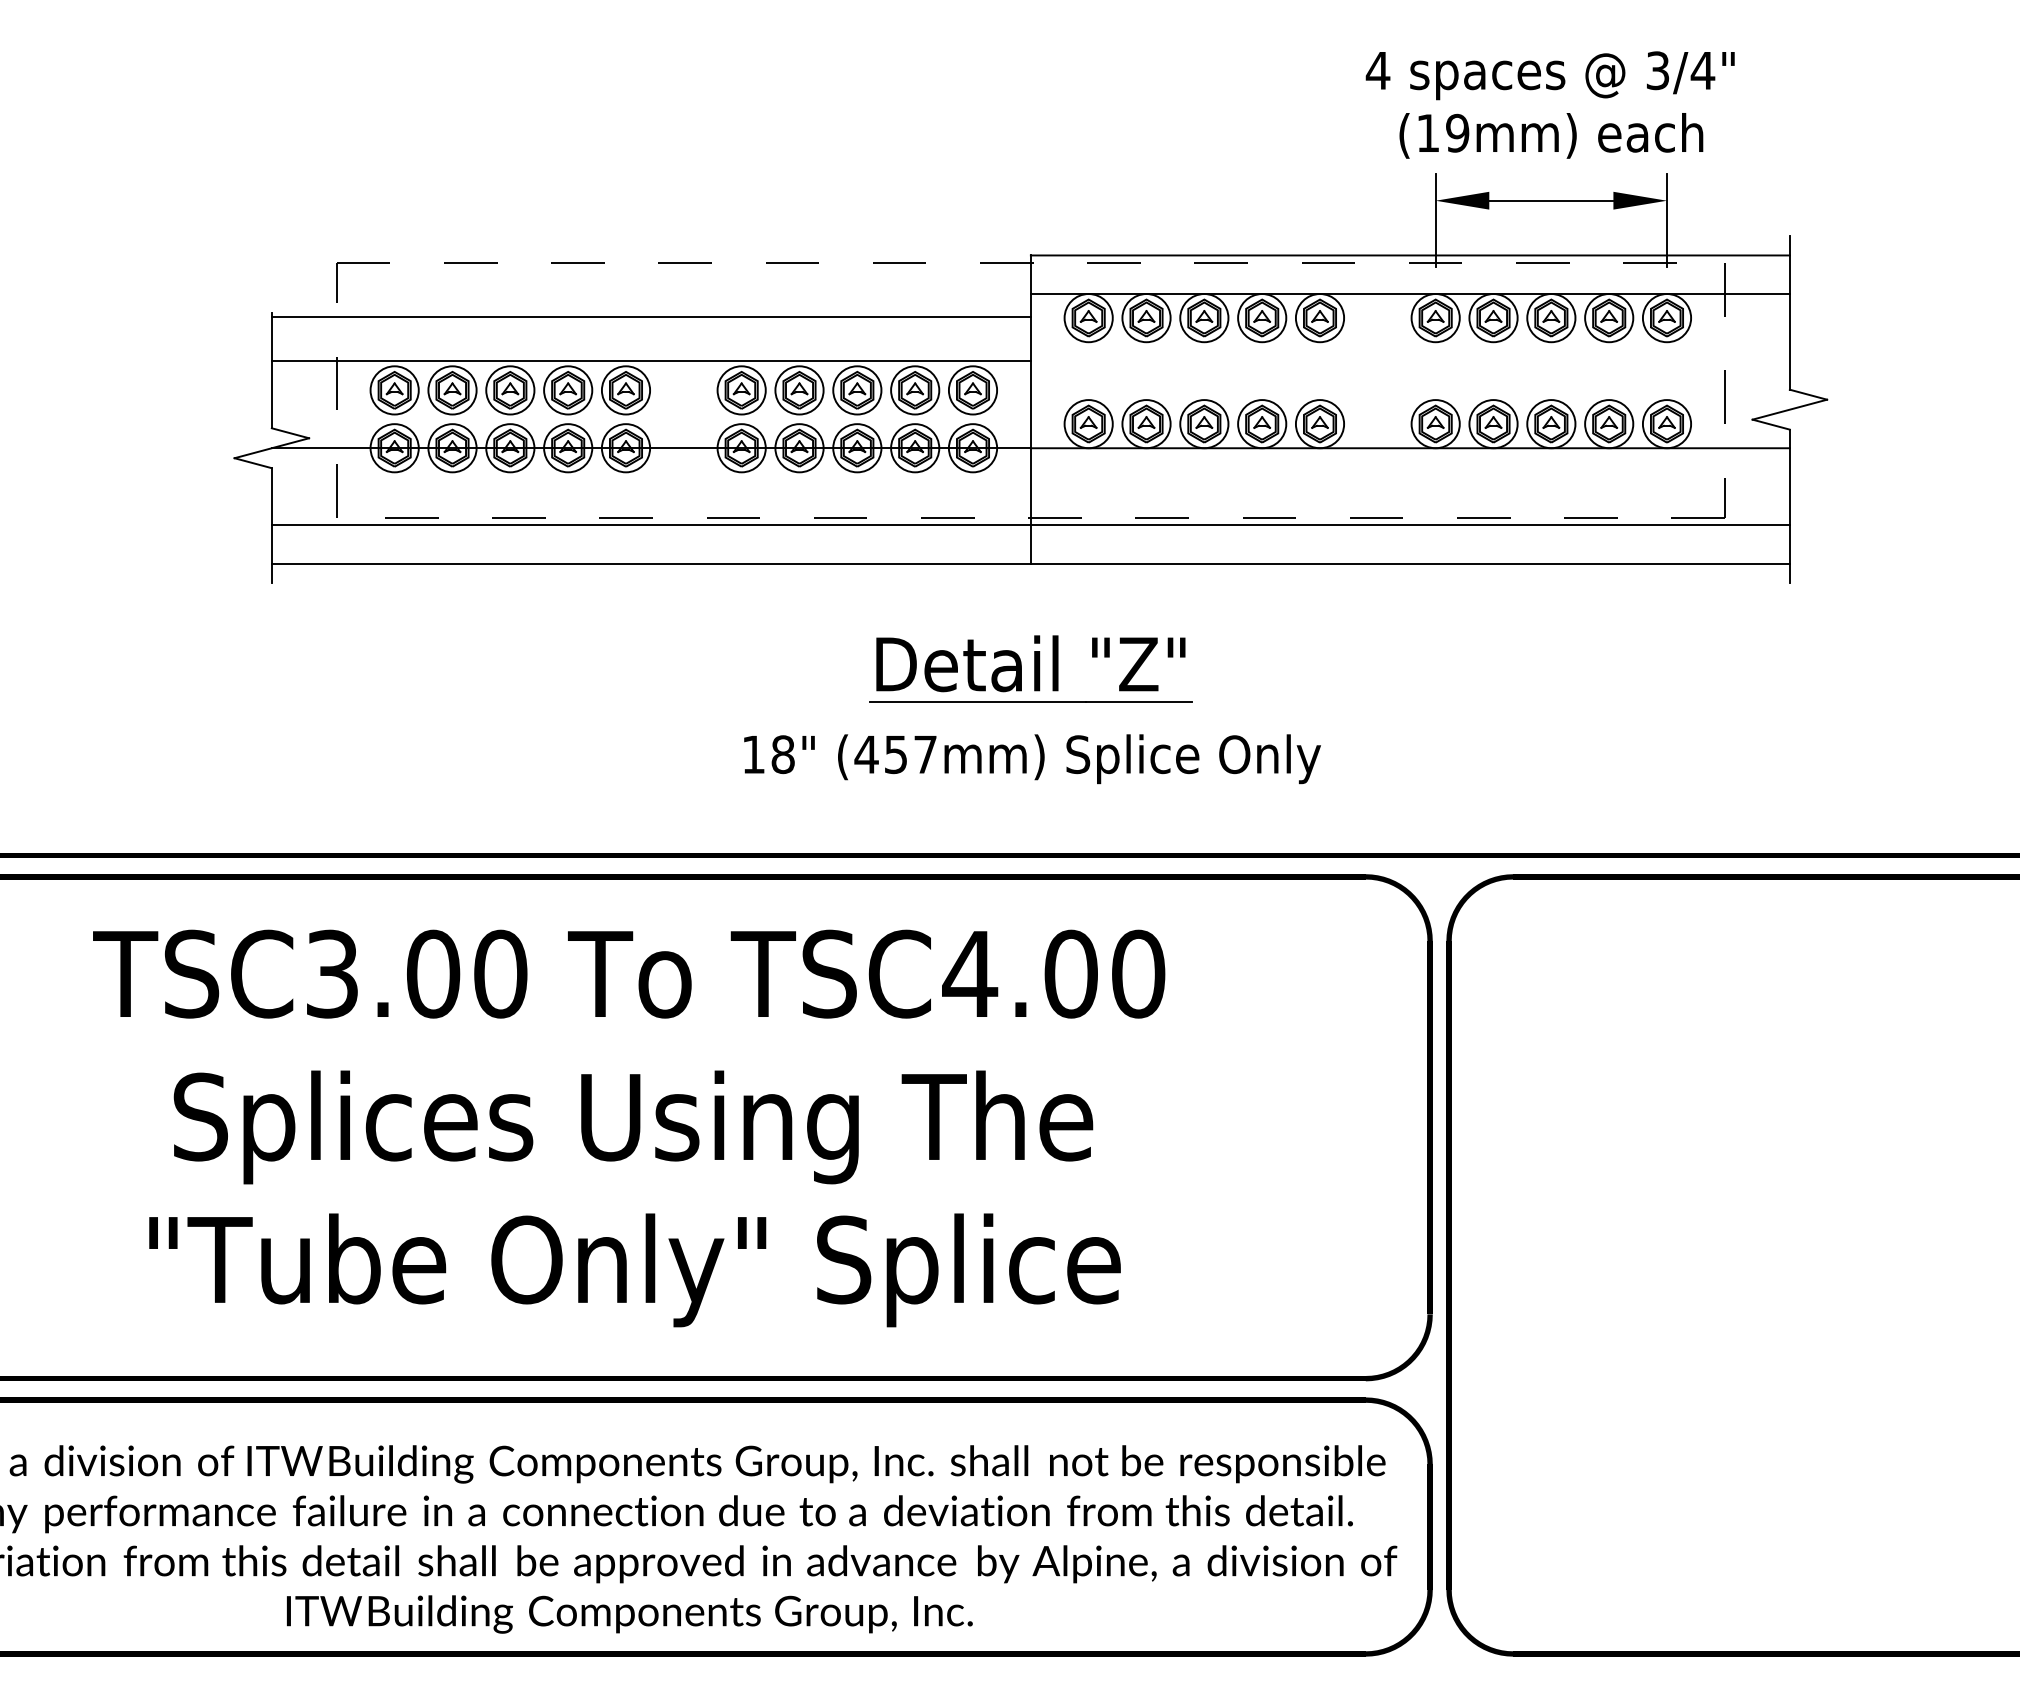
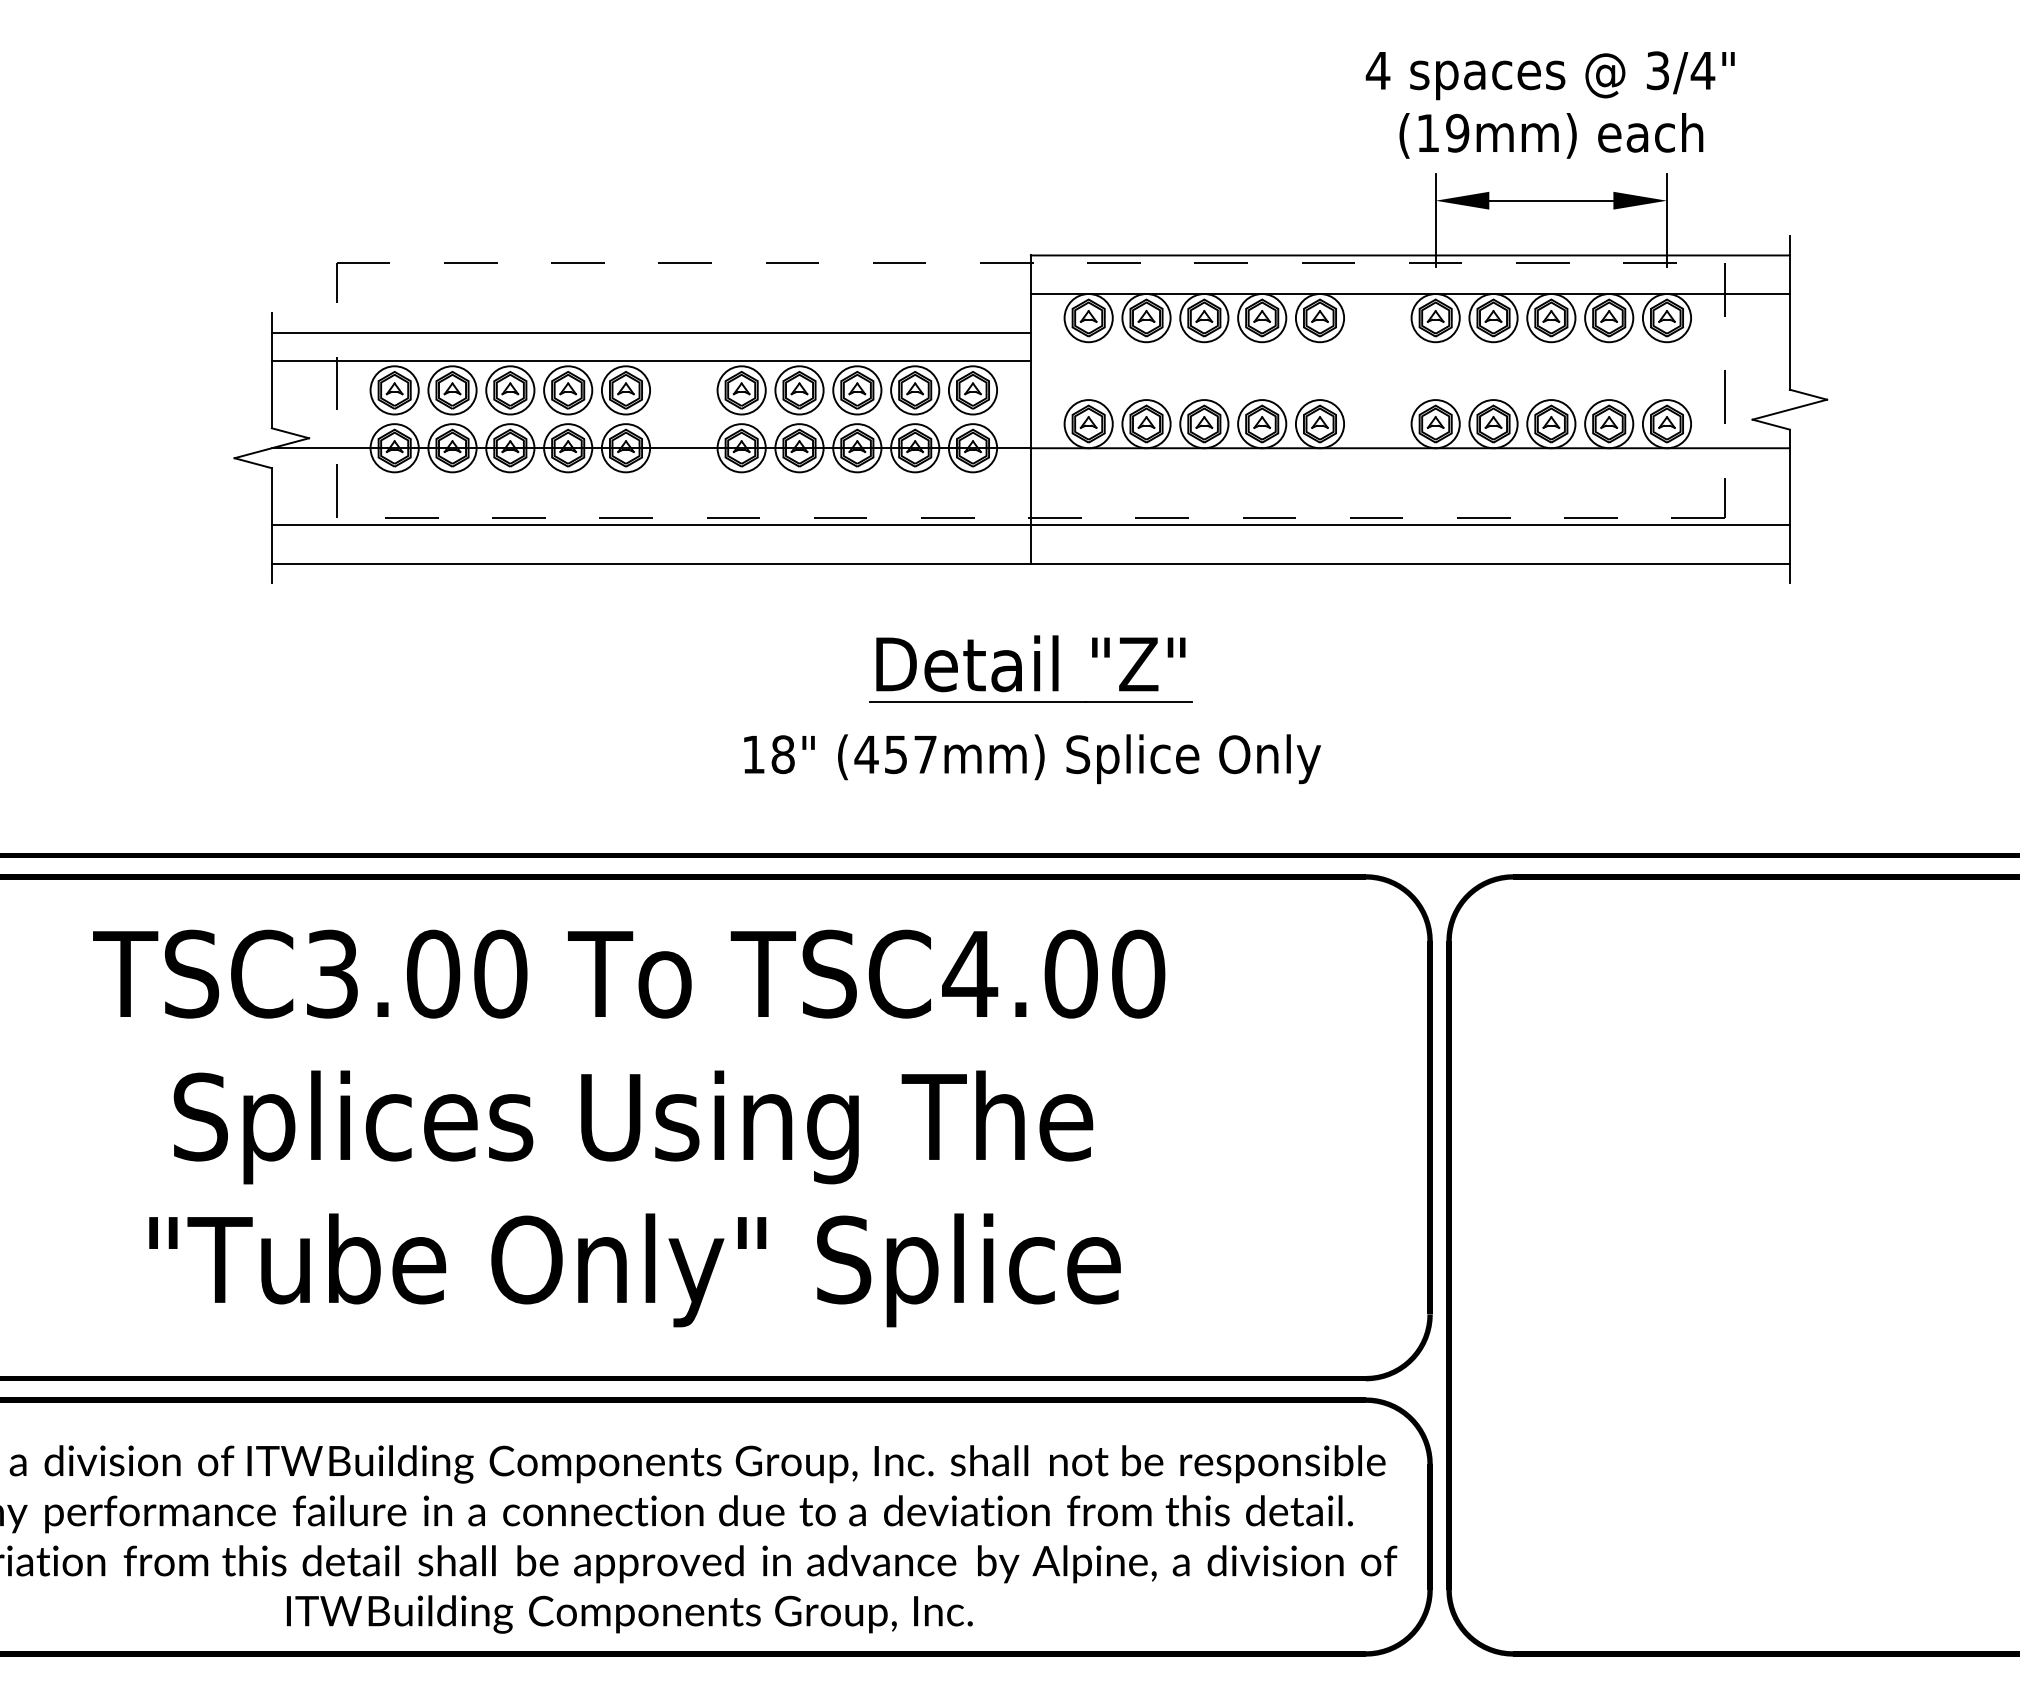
line position: (650, 316) -> (650, 332) (650, 332)
